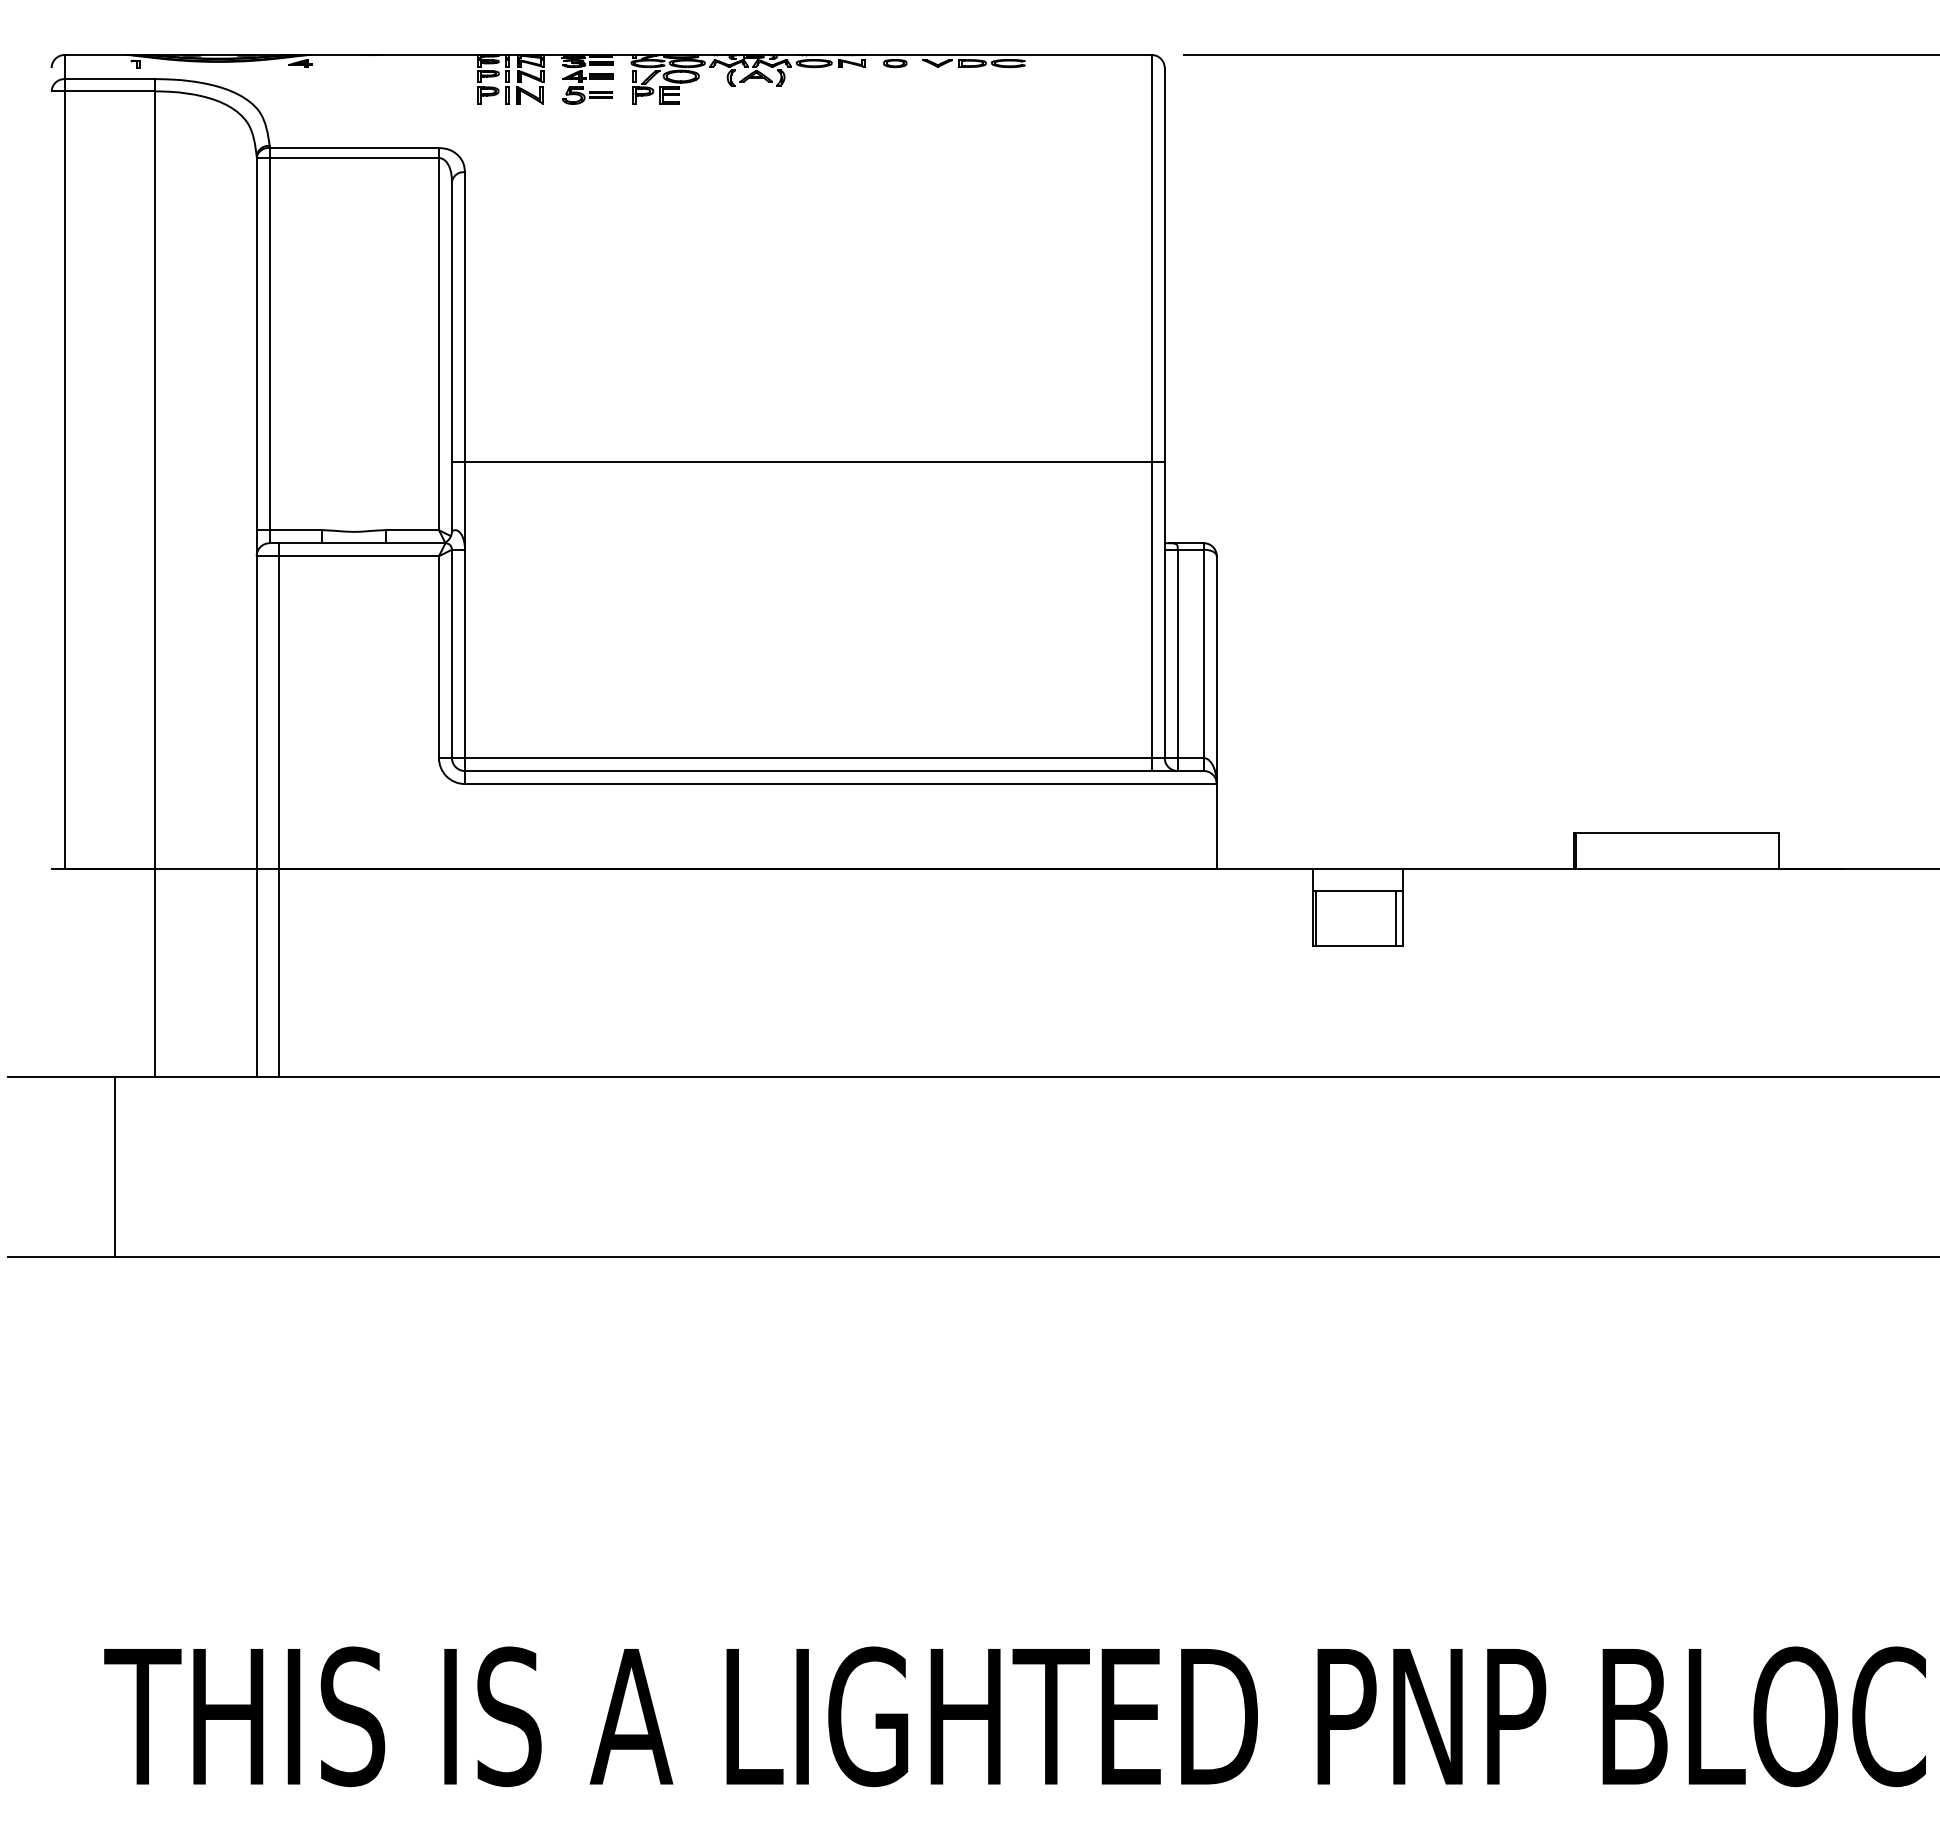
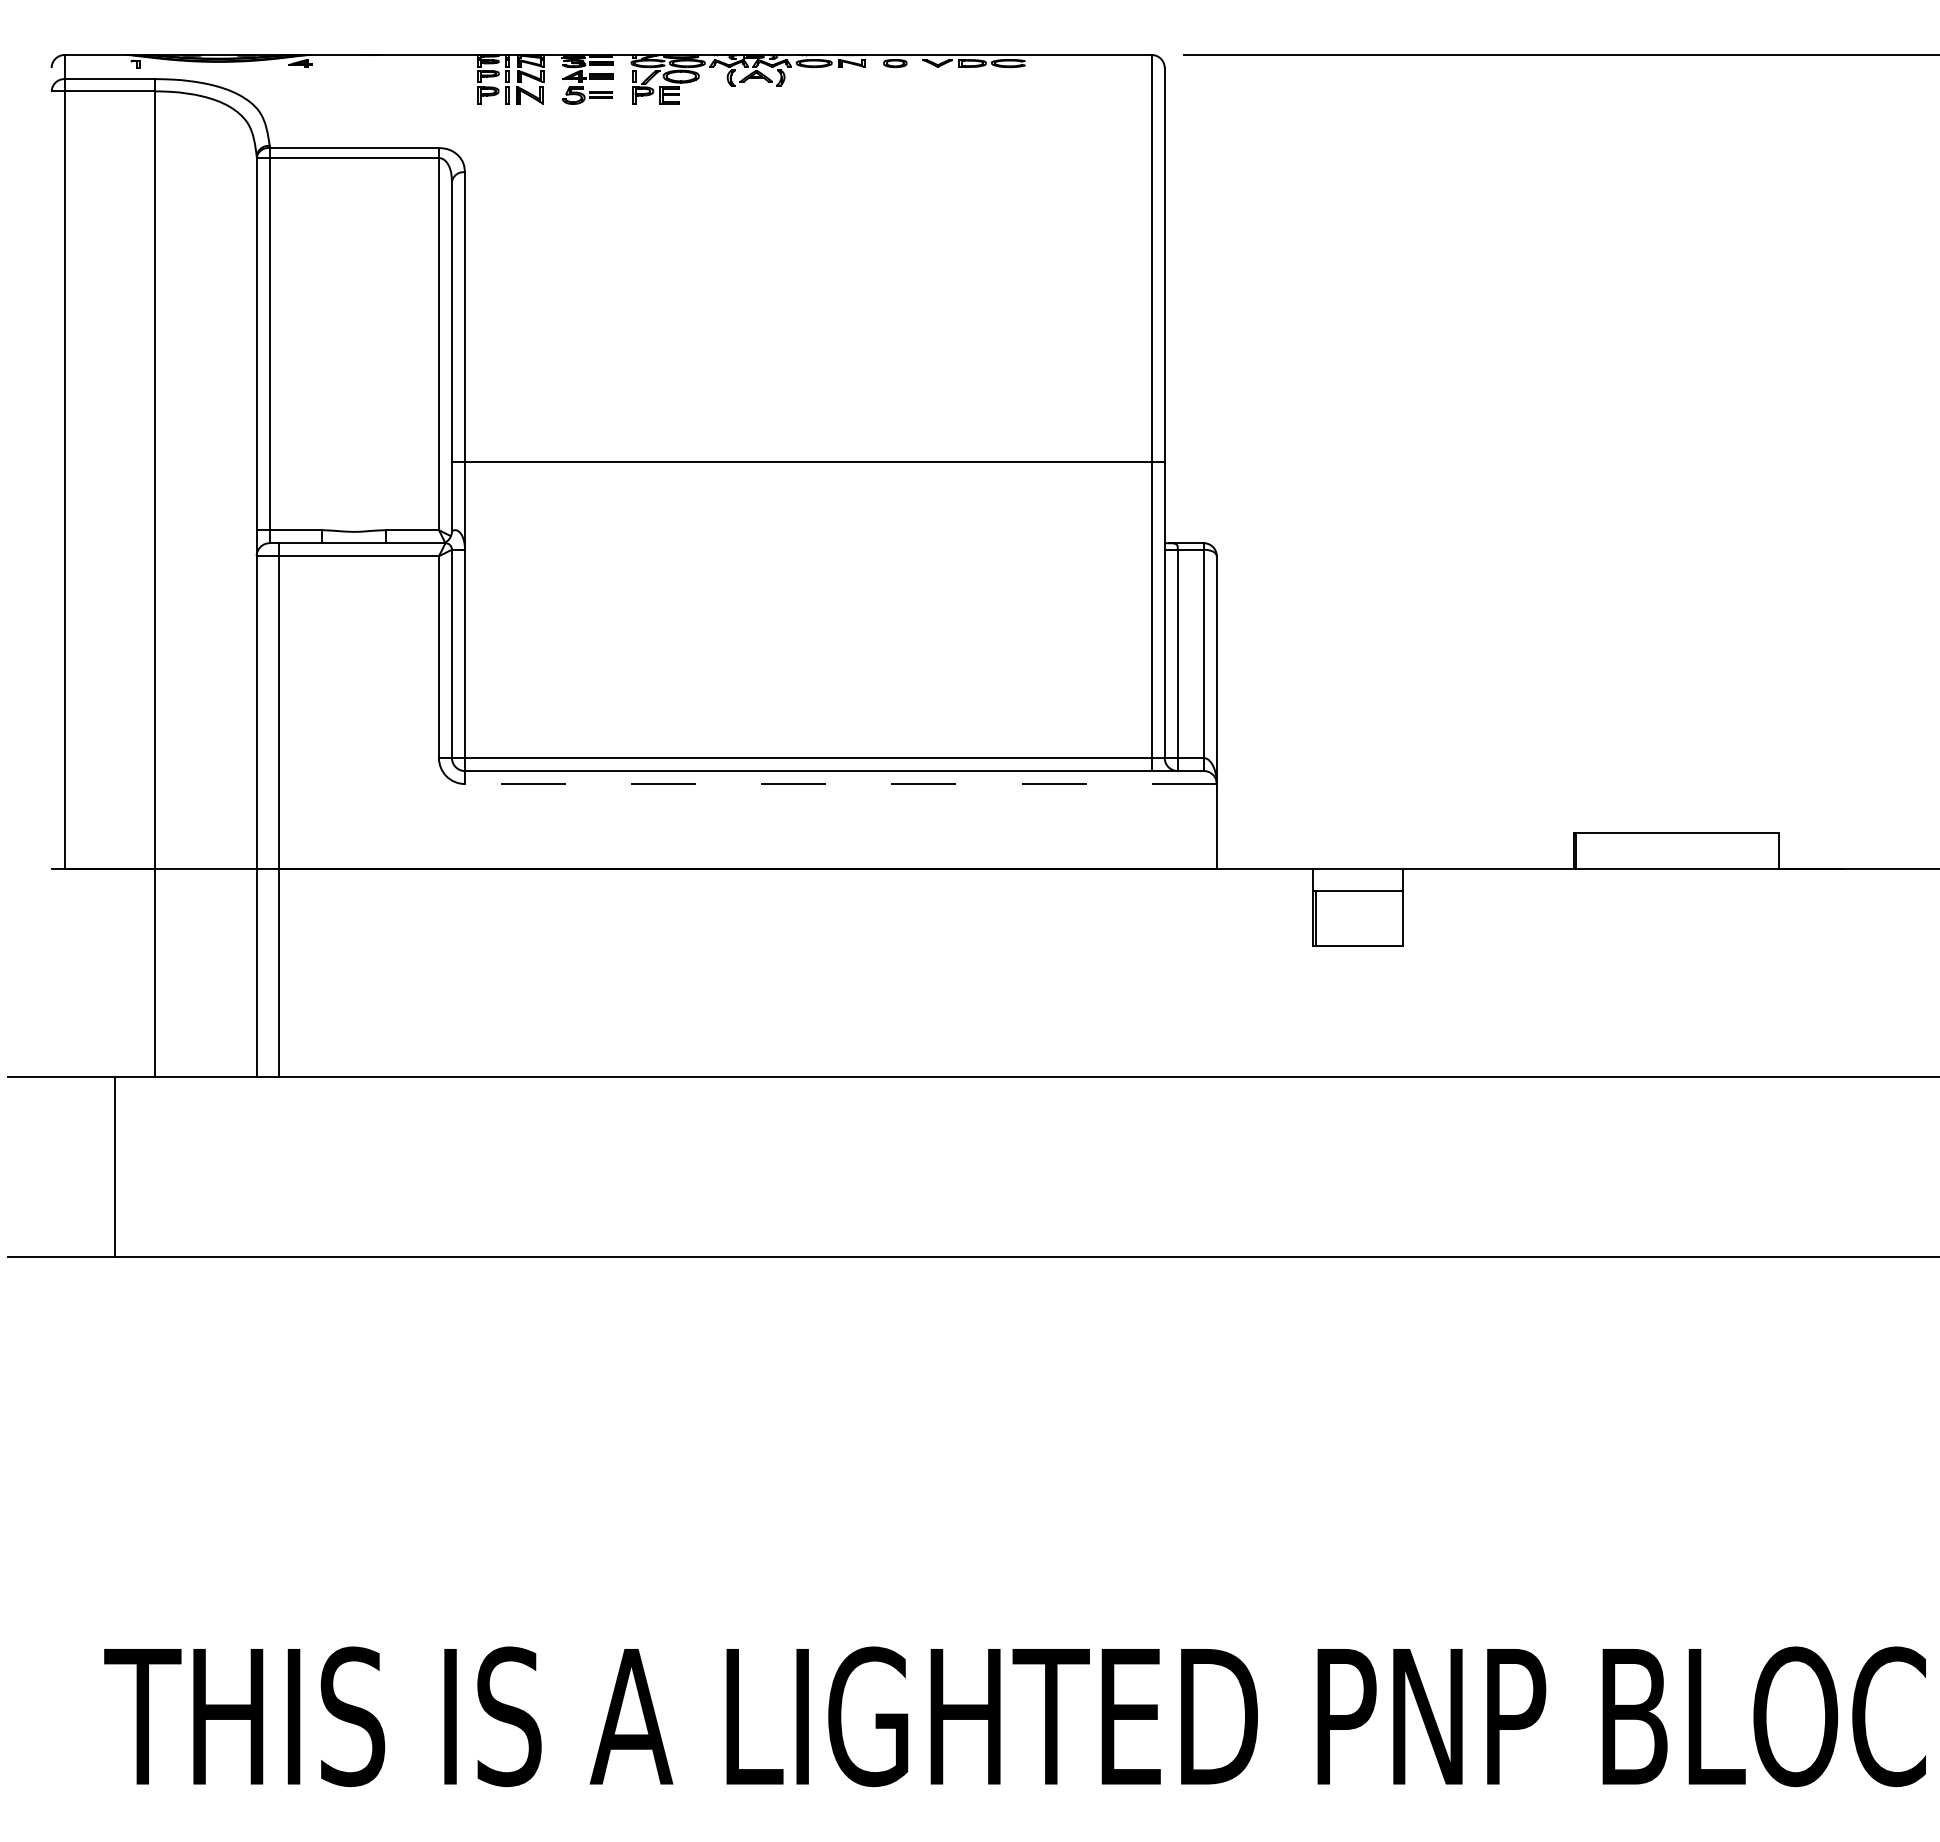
line: solid -> dashed (840, 784)
line: present -> none (1396, 918)
